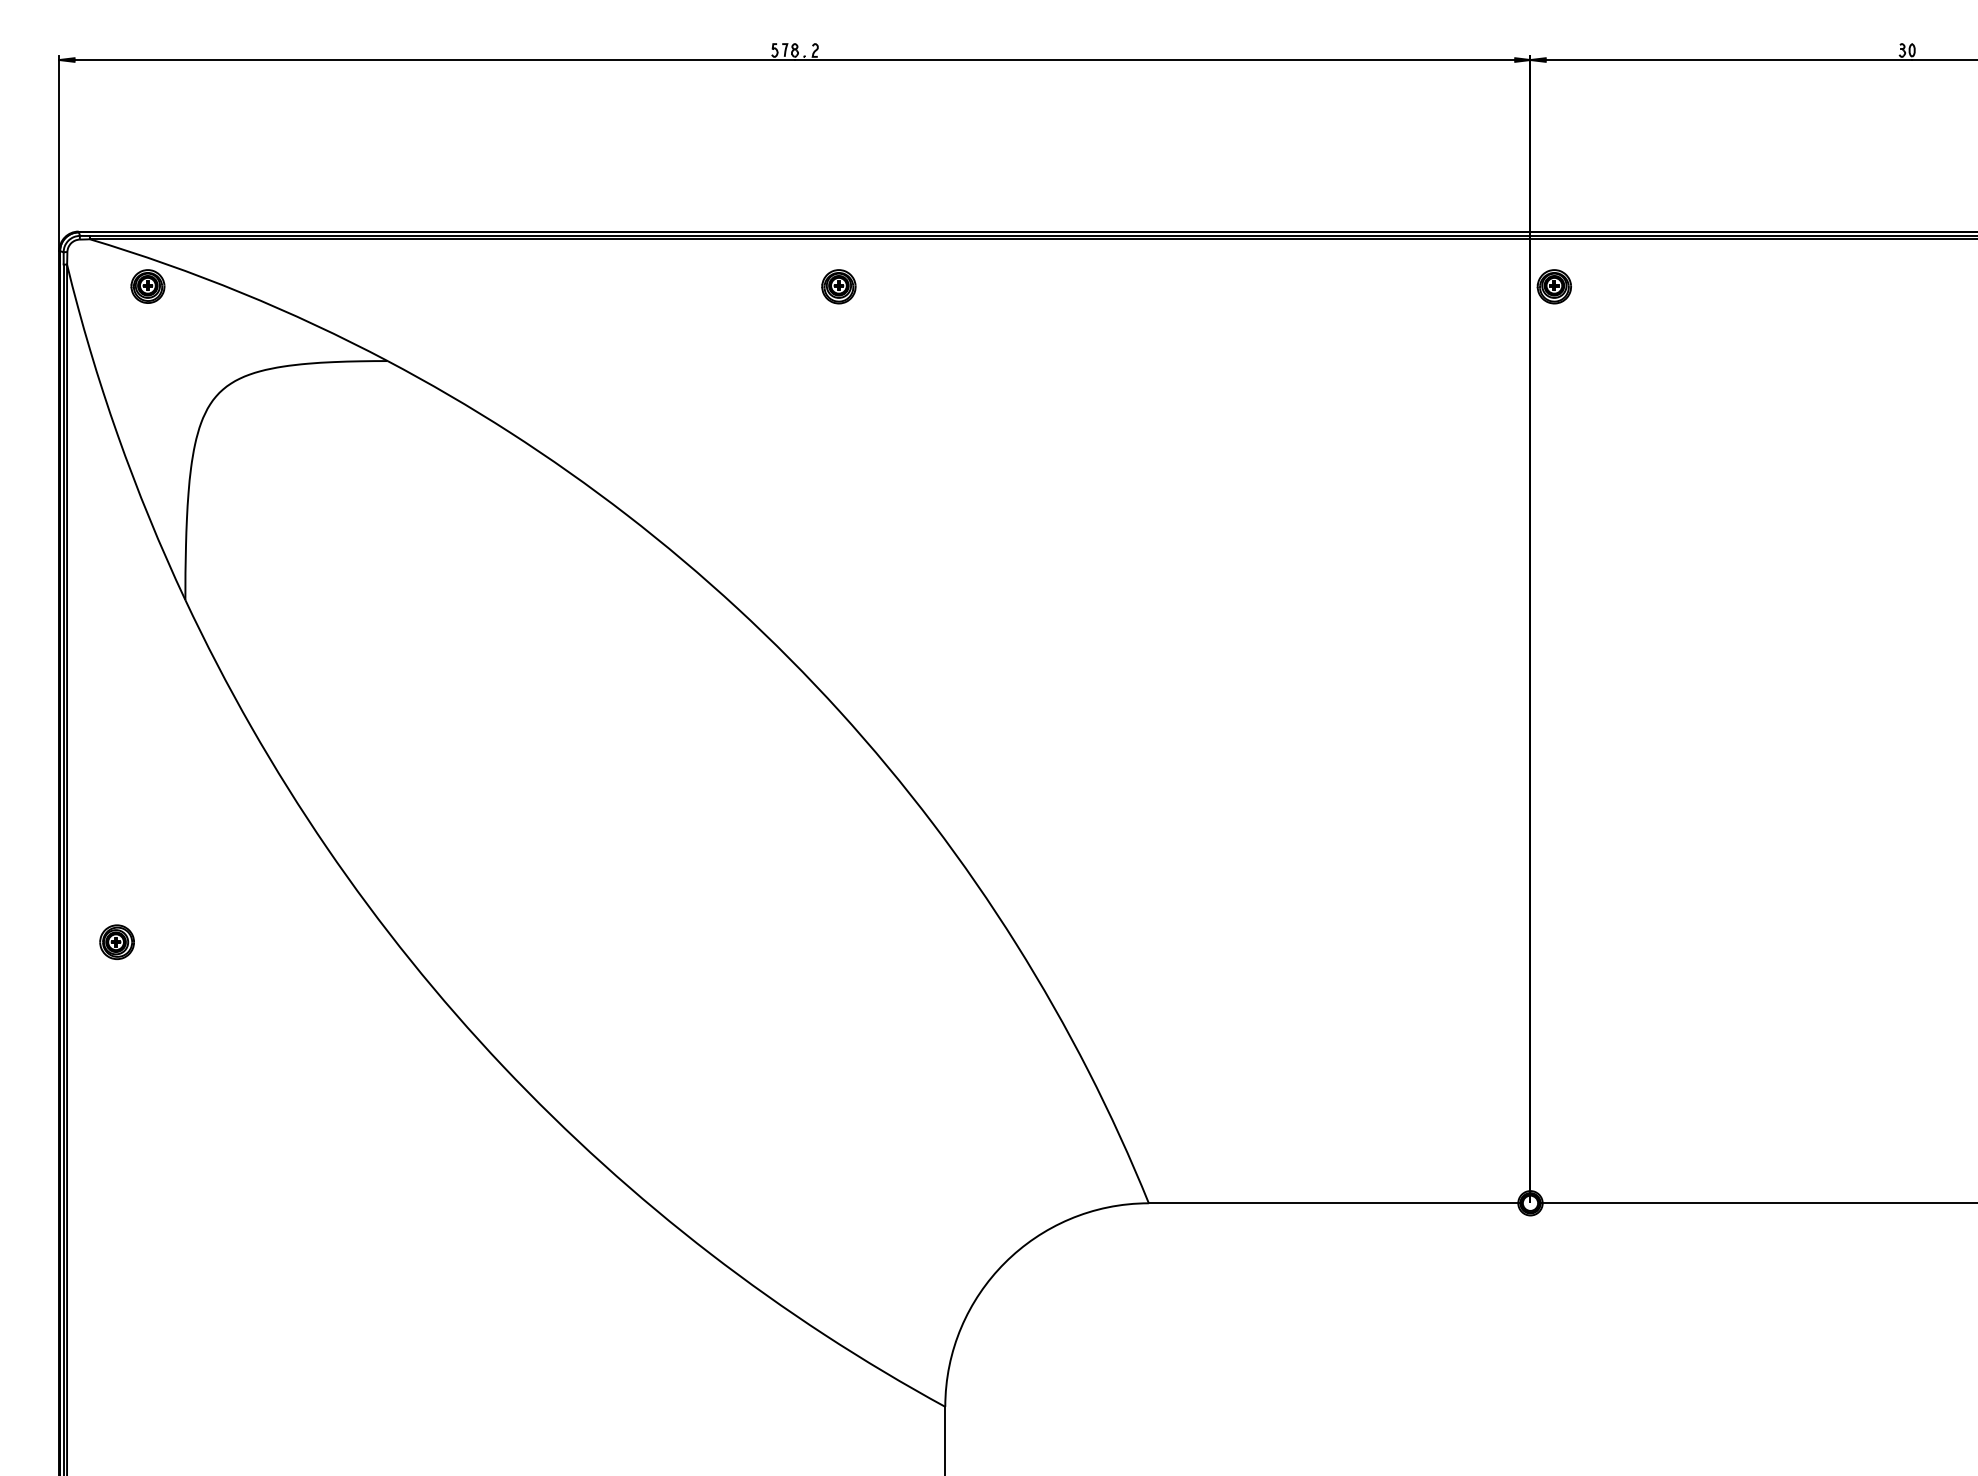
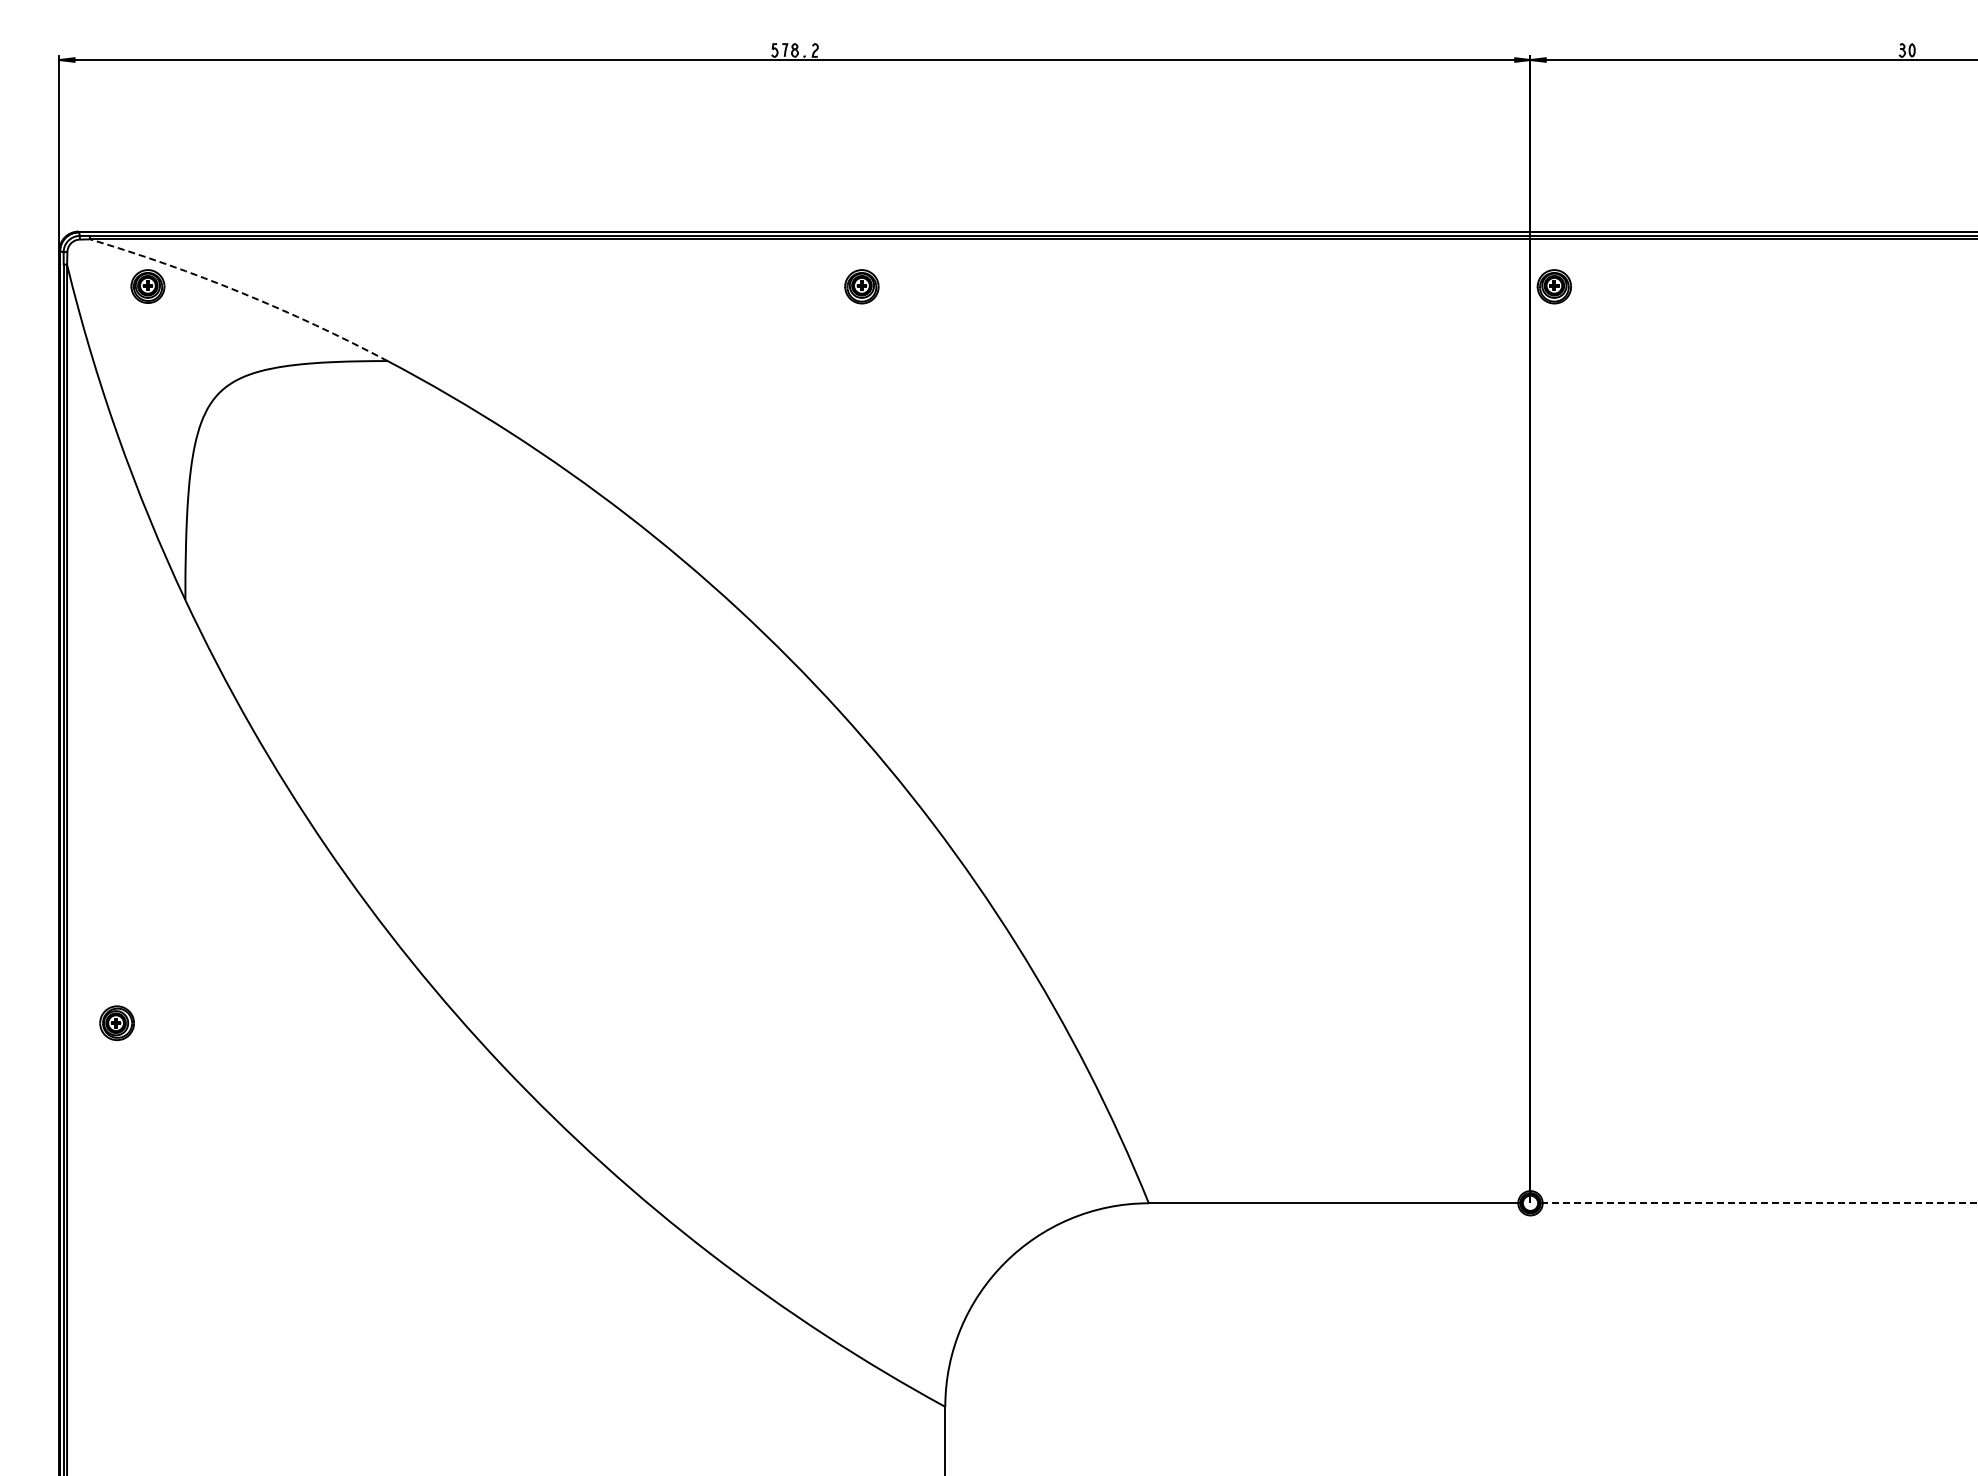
part position: (838, 286) -> (861, 286) (861, 286)
arc: solid -> dashed (241, 292)
part position: (116, 941) -> (116, 1022) (116, 1022)
line: solid -> dashed (1759, 1203)
